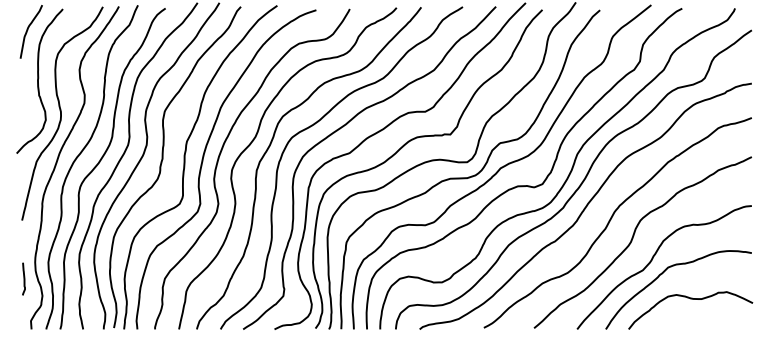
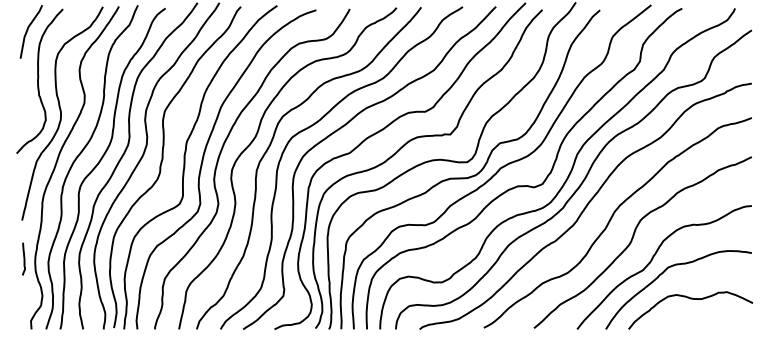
curve position: (23, 278) -> (23, 258) (23, 258)
